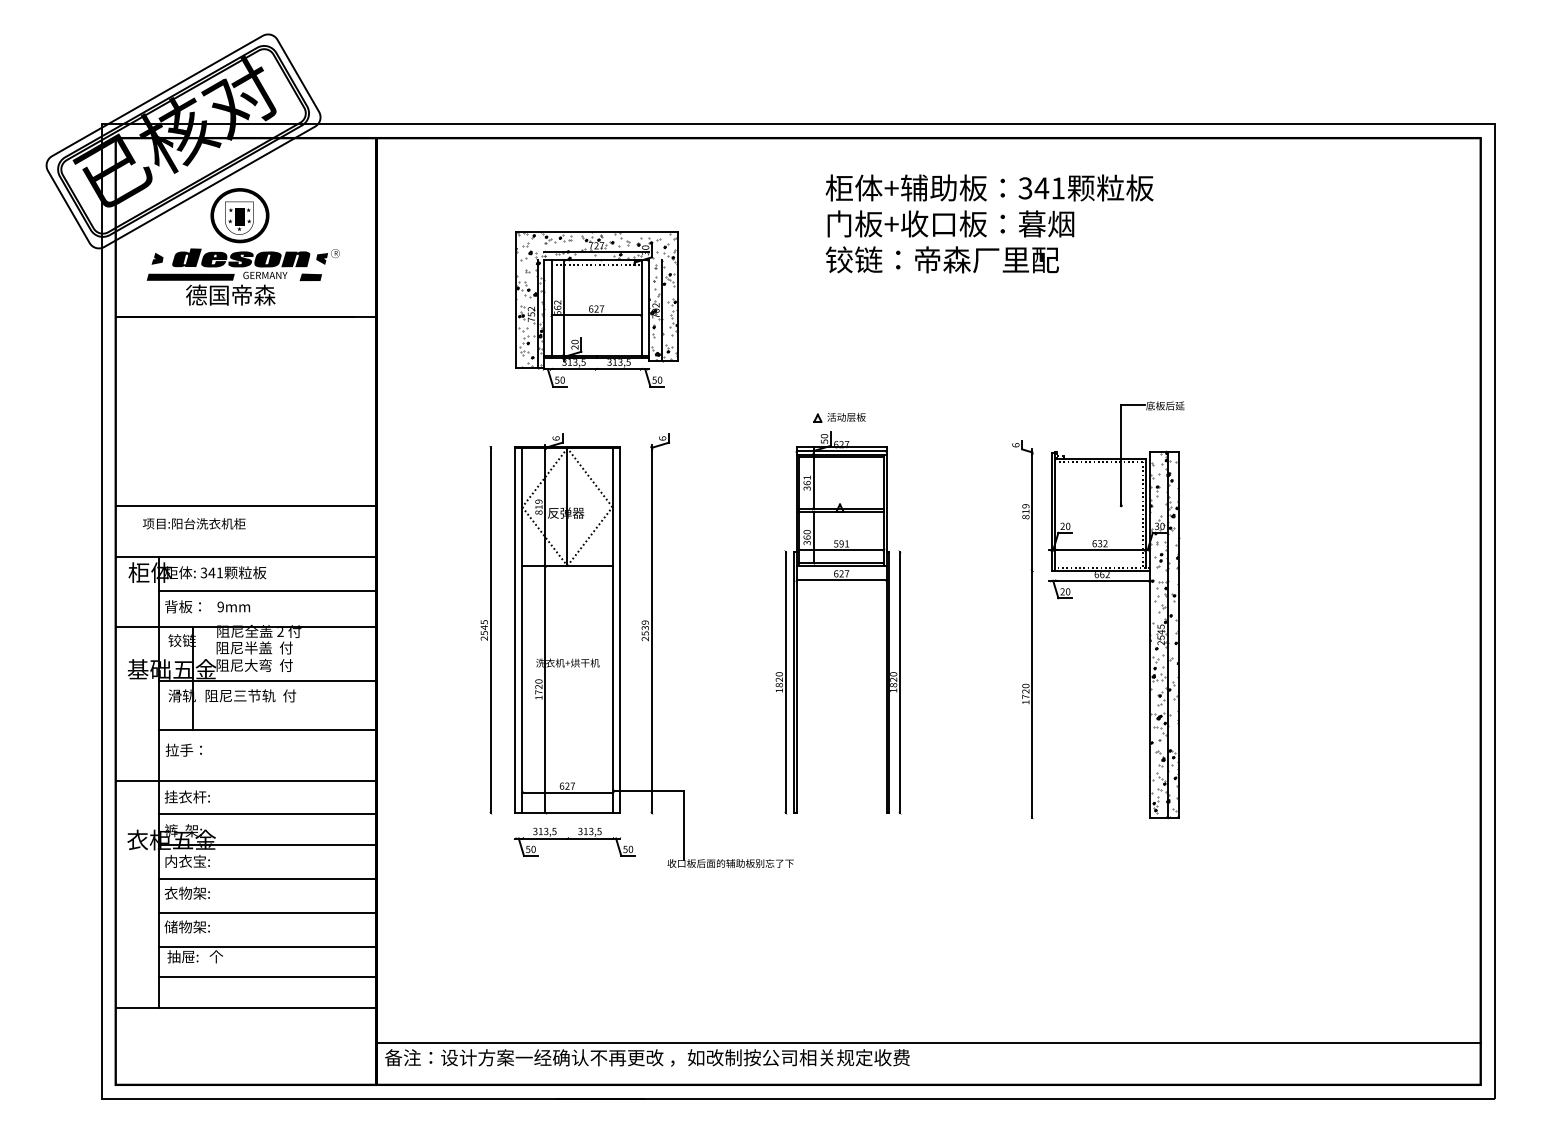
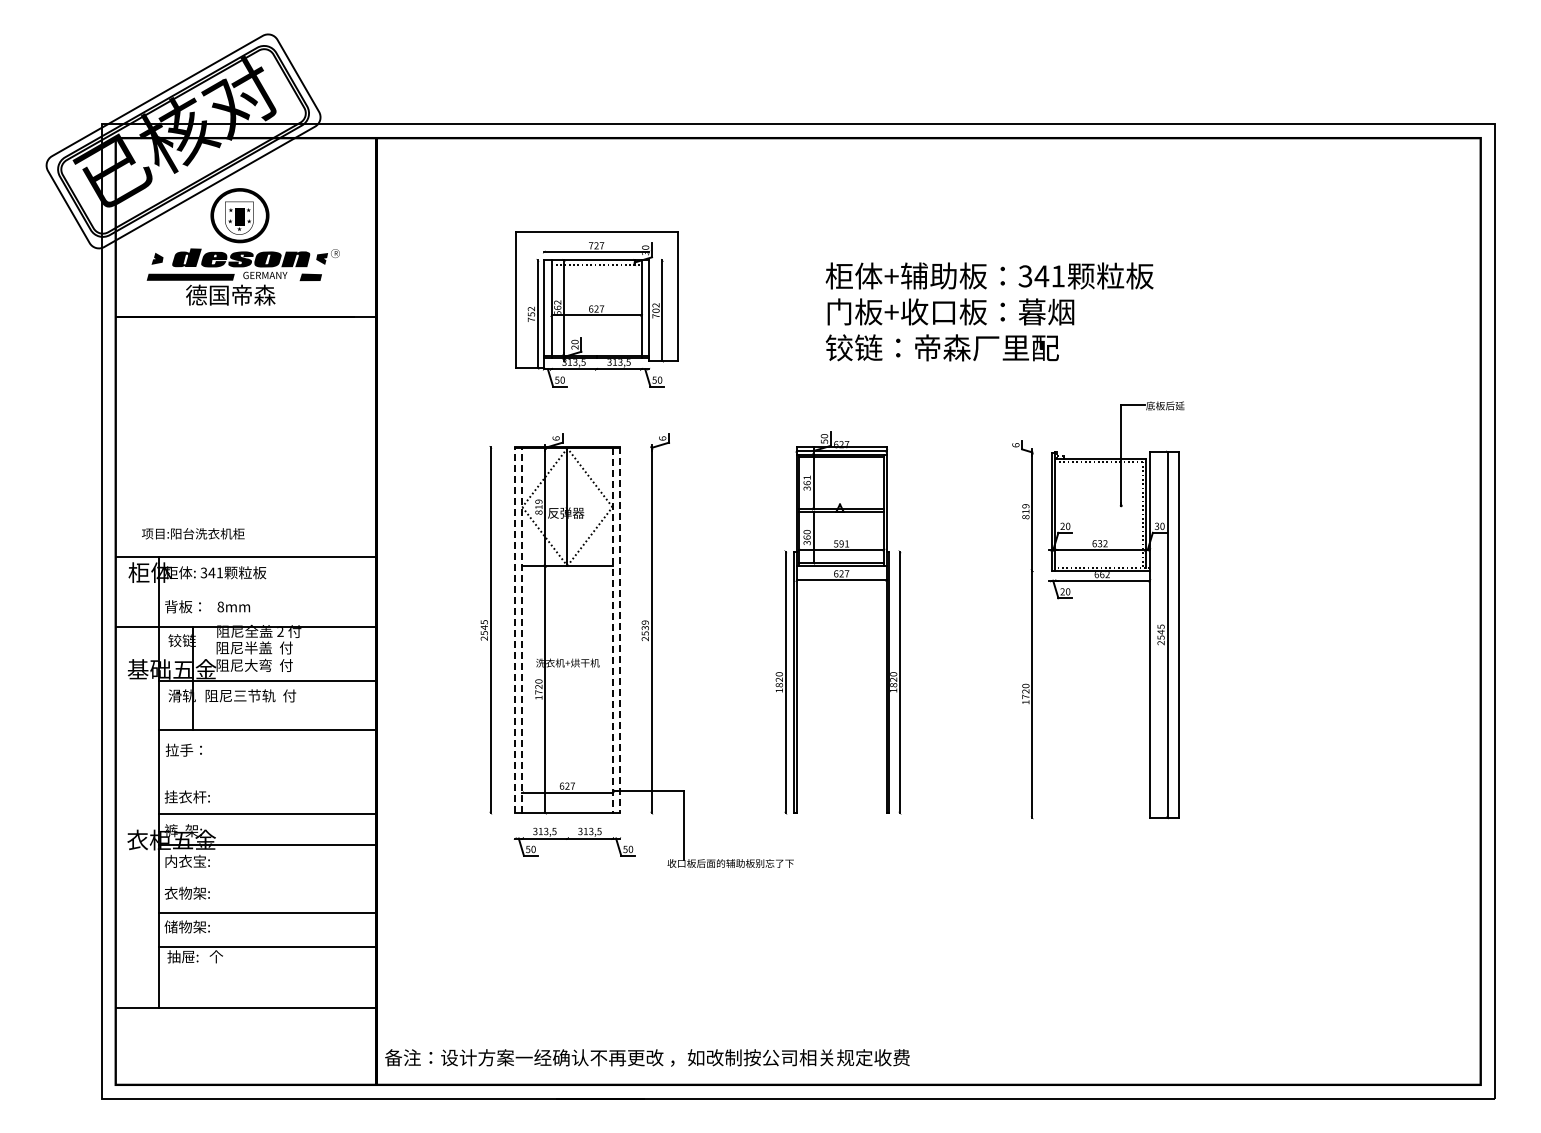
text position: (989, 223) -> (989, 311) (989, 311)
hatch: present -> none (596, 299)
part: present -> none (839, 417)
line: present -> none (245, 506)
text position: (194, 523) -> (193, 533) (193, 533)
line: present -> none (267, 590)
text: 9mm -> 8mm (220, 606)
line: solid -> dashed (515, 630)
line: solid -> dashed (522, 630)
line: solid -> dashed (619, 630)
line: solid -> dashed (612, 631)
hatch: present -> none (1163, 634)
line: present -> none (245, 780)
line: present -> none (267, 878)
line: present -> none (267, 977)
line: present -> none (928, 1043)
